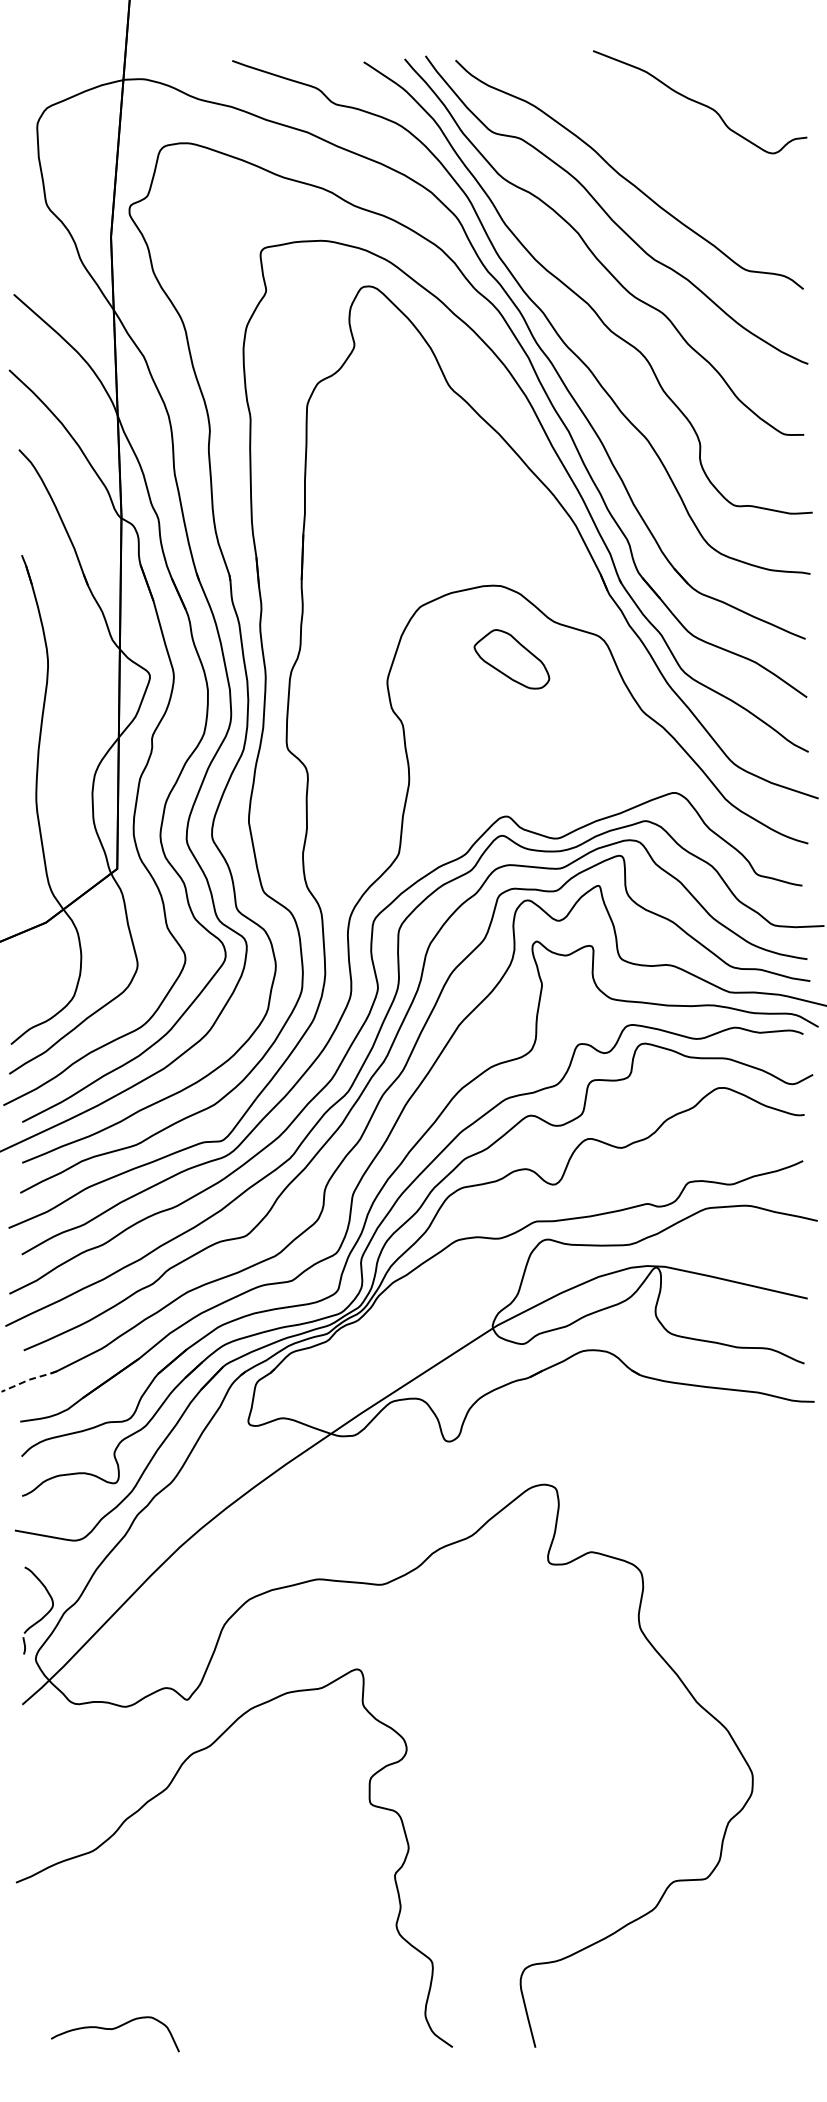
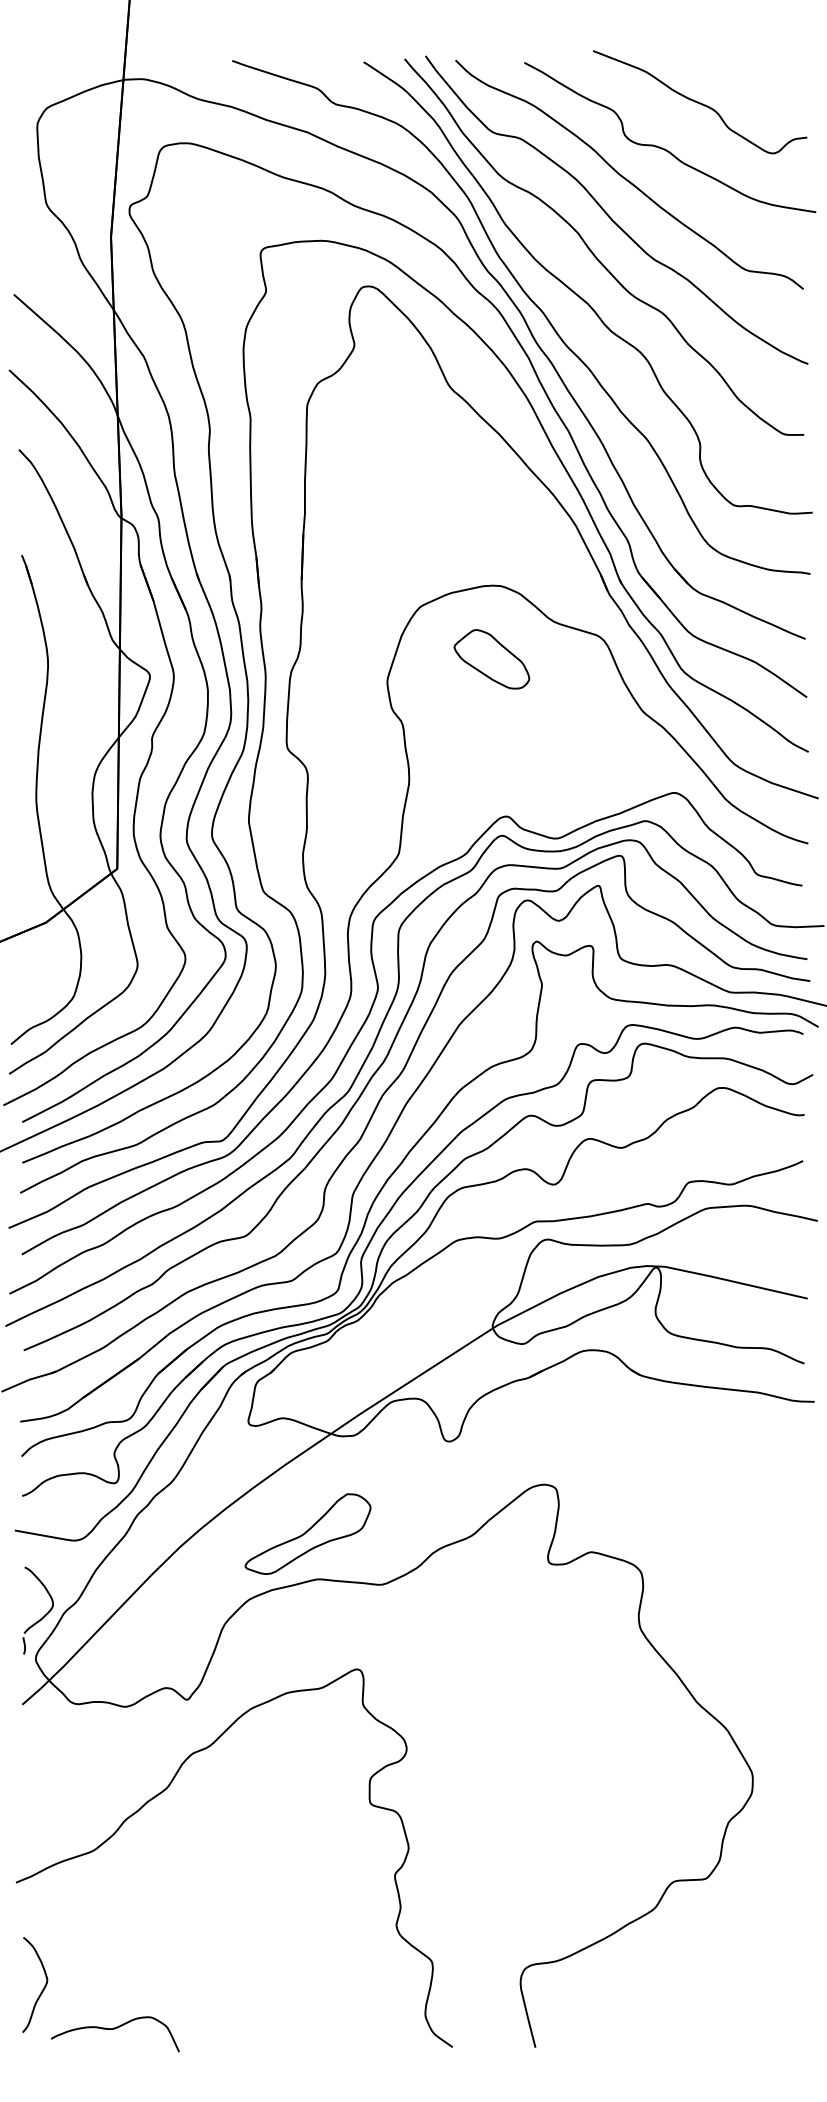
curve: none -> present (665, 148)
part position: (511, 659) -> (491, 659) (491, 659)
line: dashed -> solid (29, 1379)
part: none -> present (307, 1533)
curve: none -> present (43, 1987)
